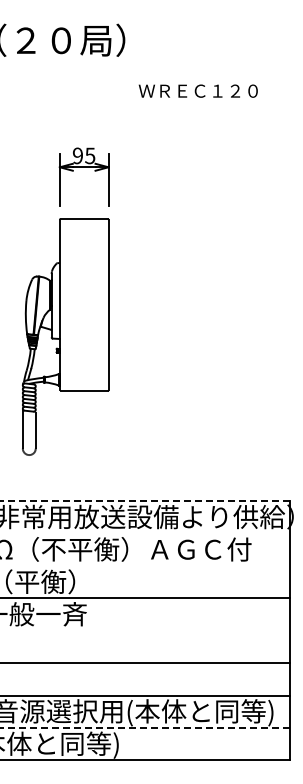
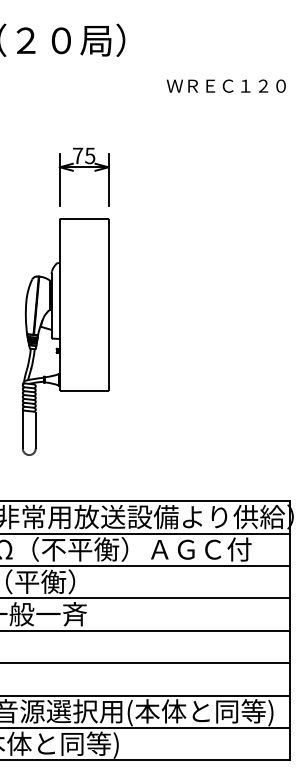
text position: (197, 90) -> (225, 85) (225, 85)
text: 95 -> 75 (78, 155)
line: dashed -> solid (145, 501)
line: none -> present (145, 533)
line: none -> present (145, 565)
line: none -> present (145, 630)
line: dashed -> solid (145, 728)
